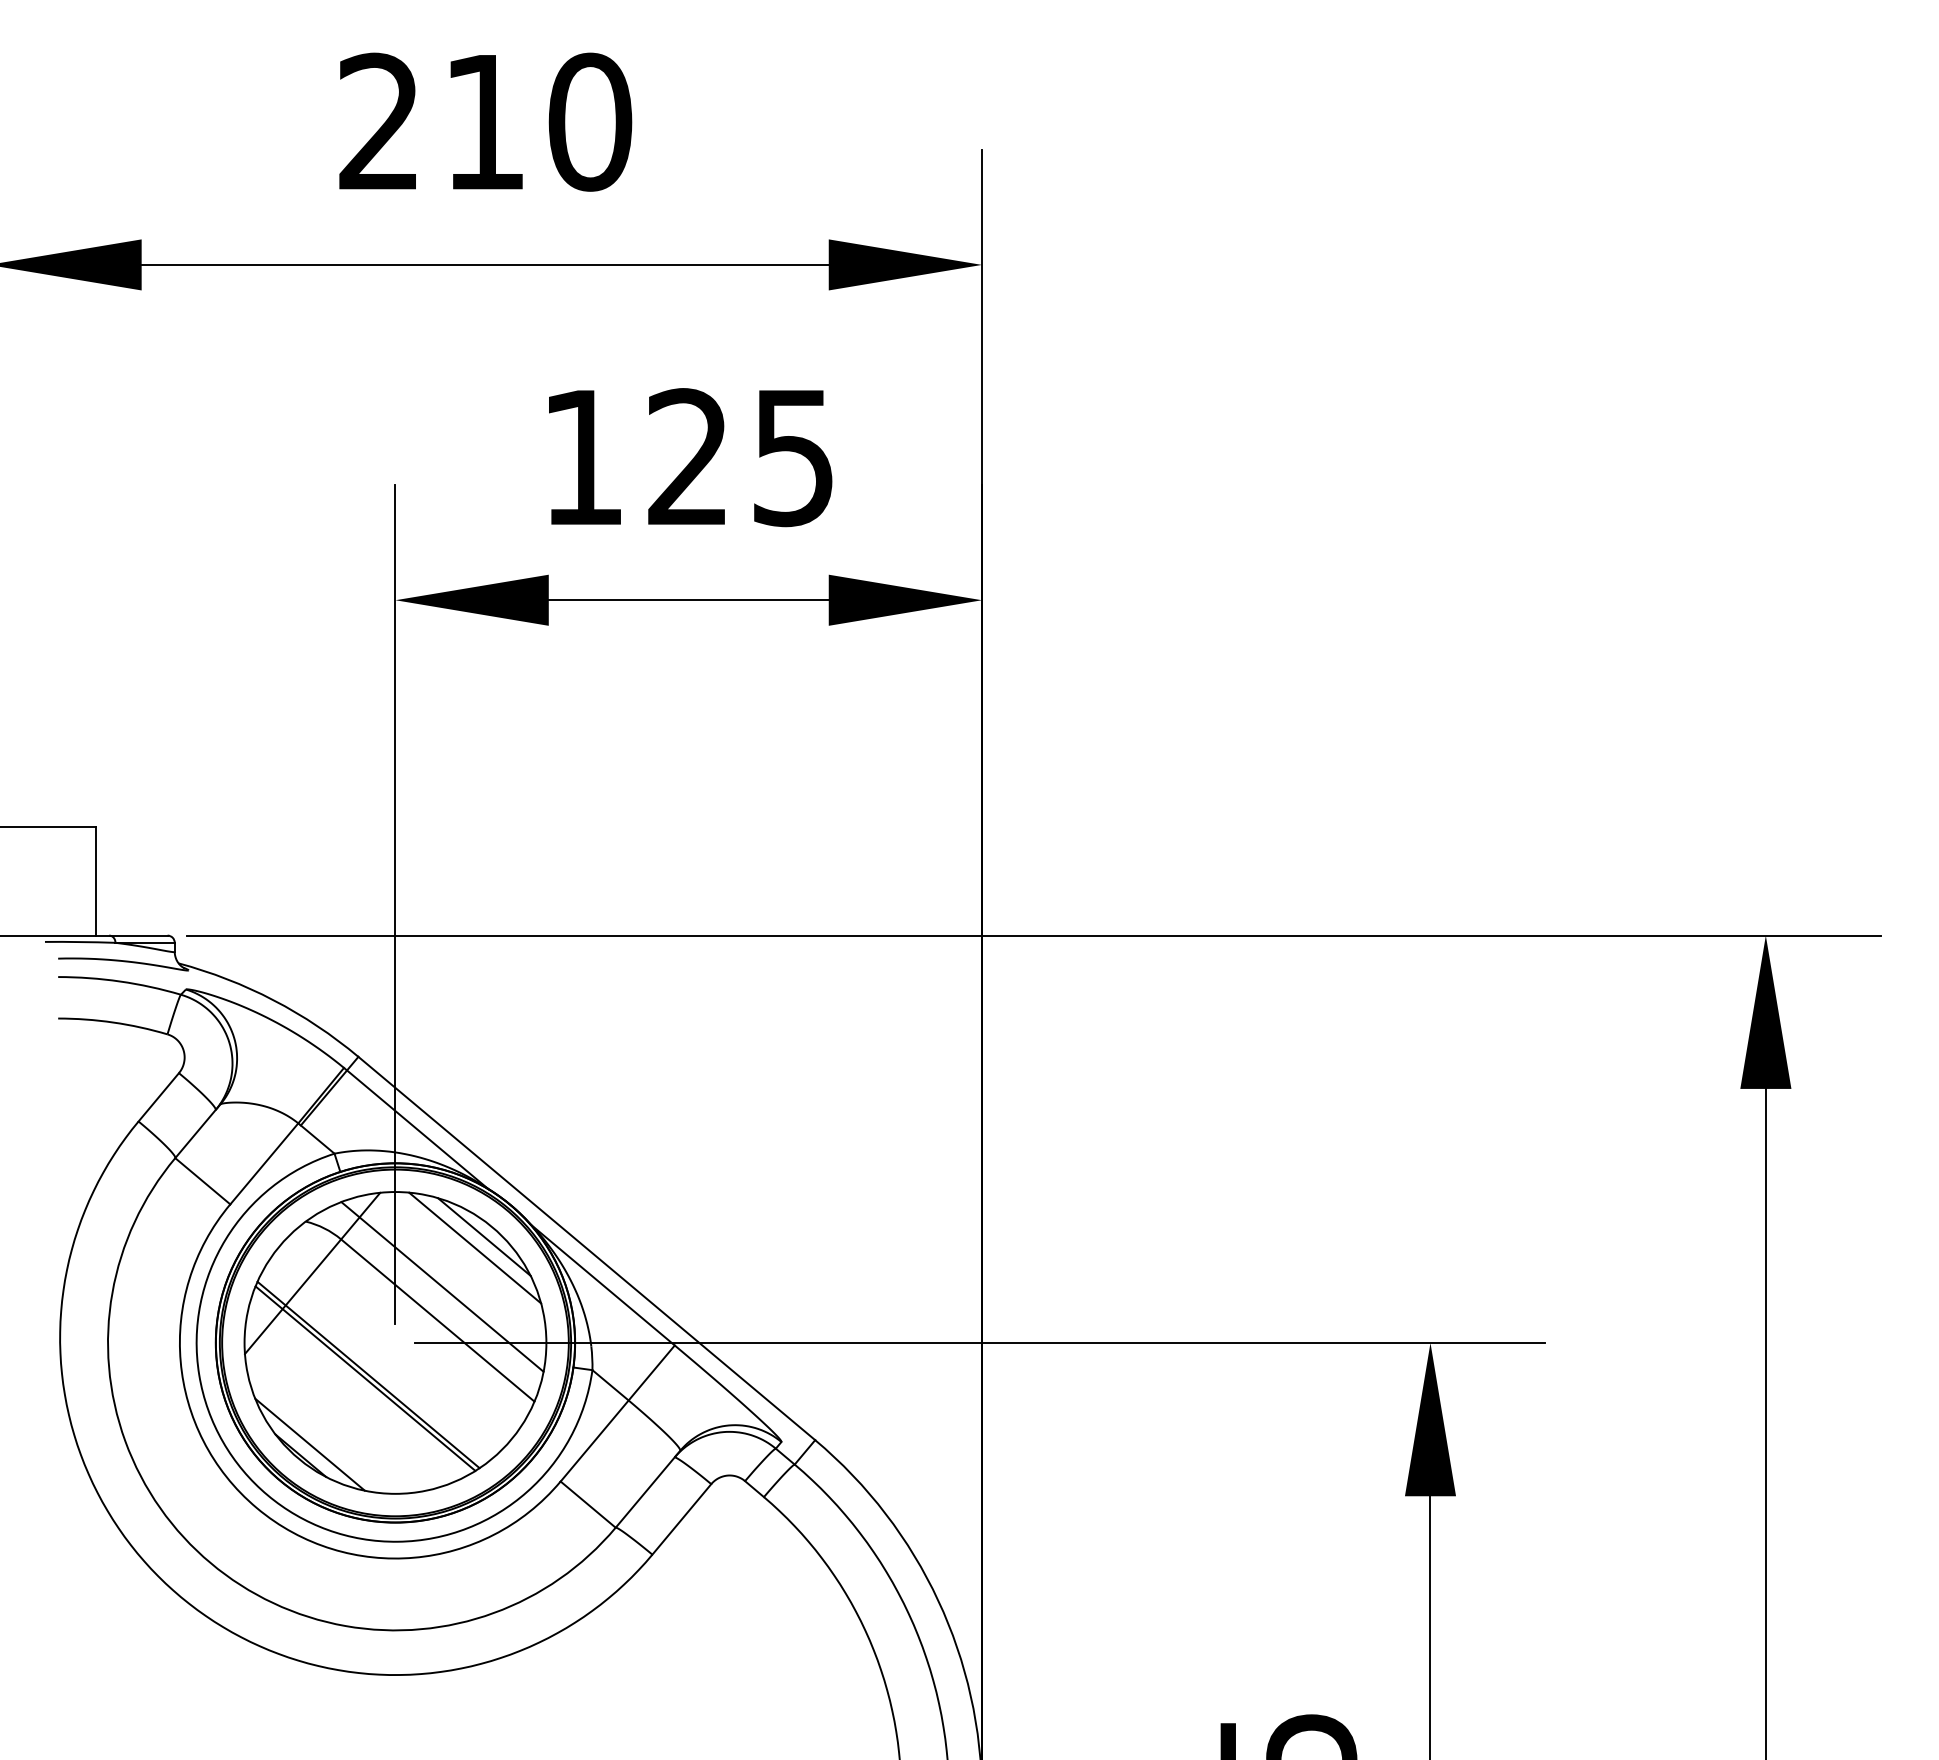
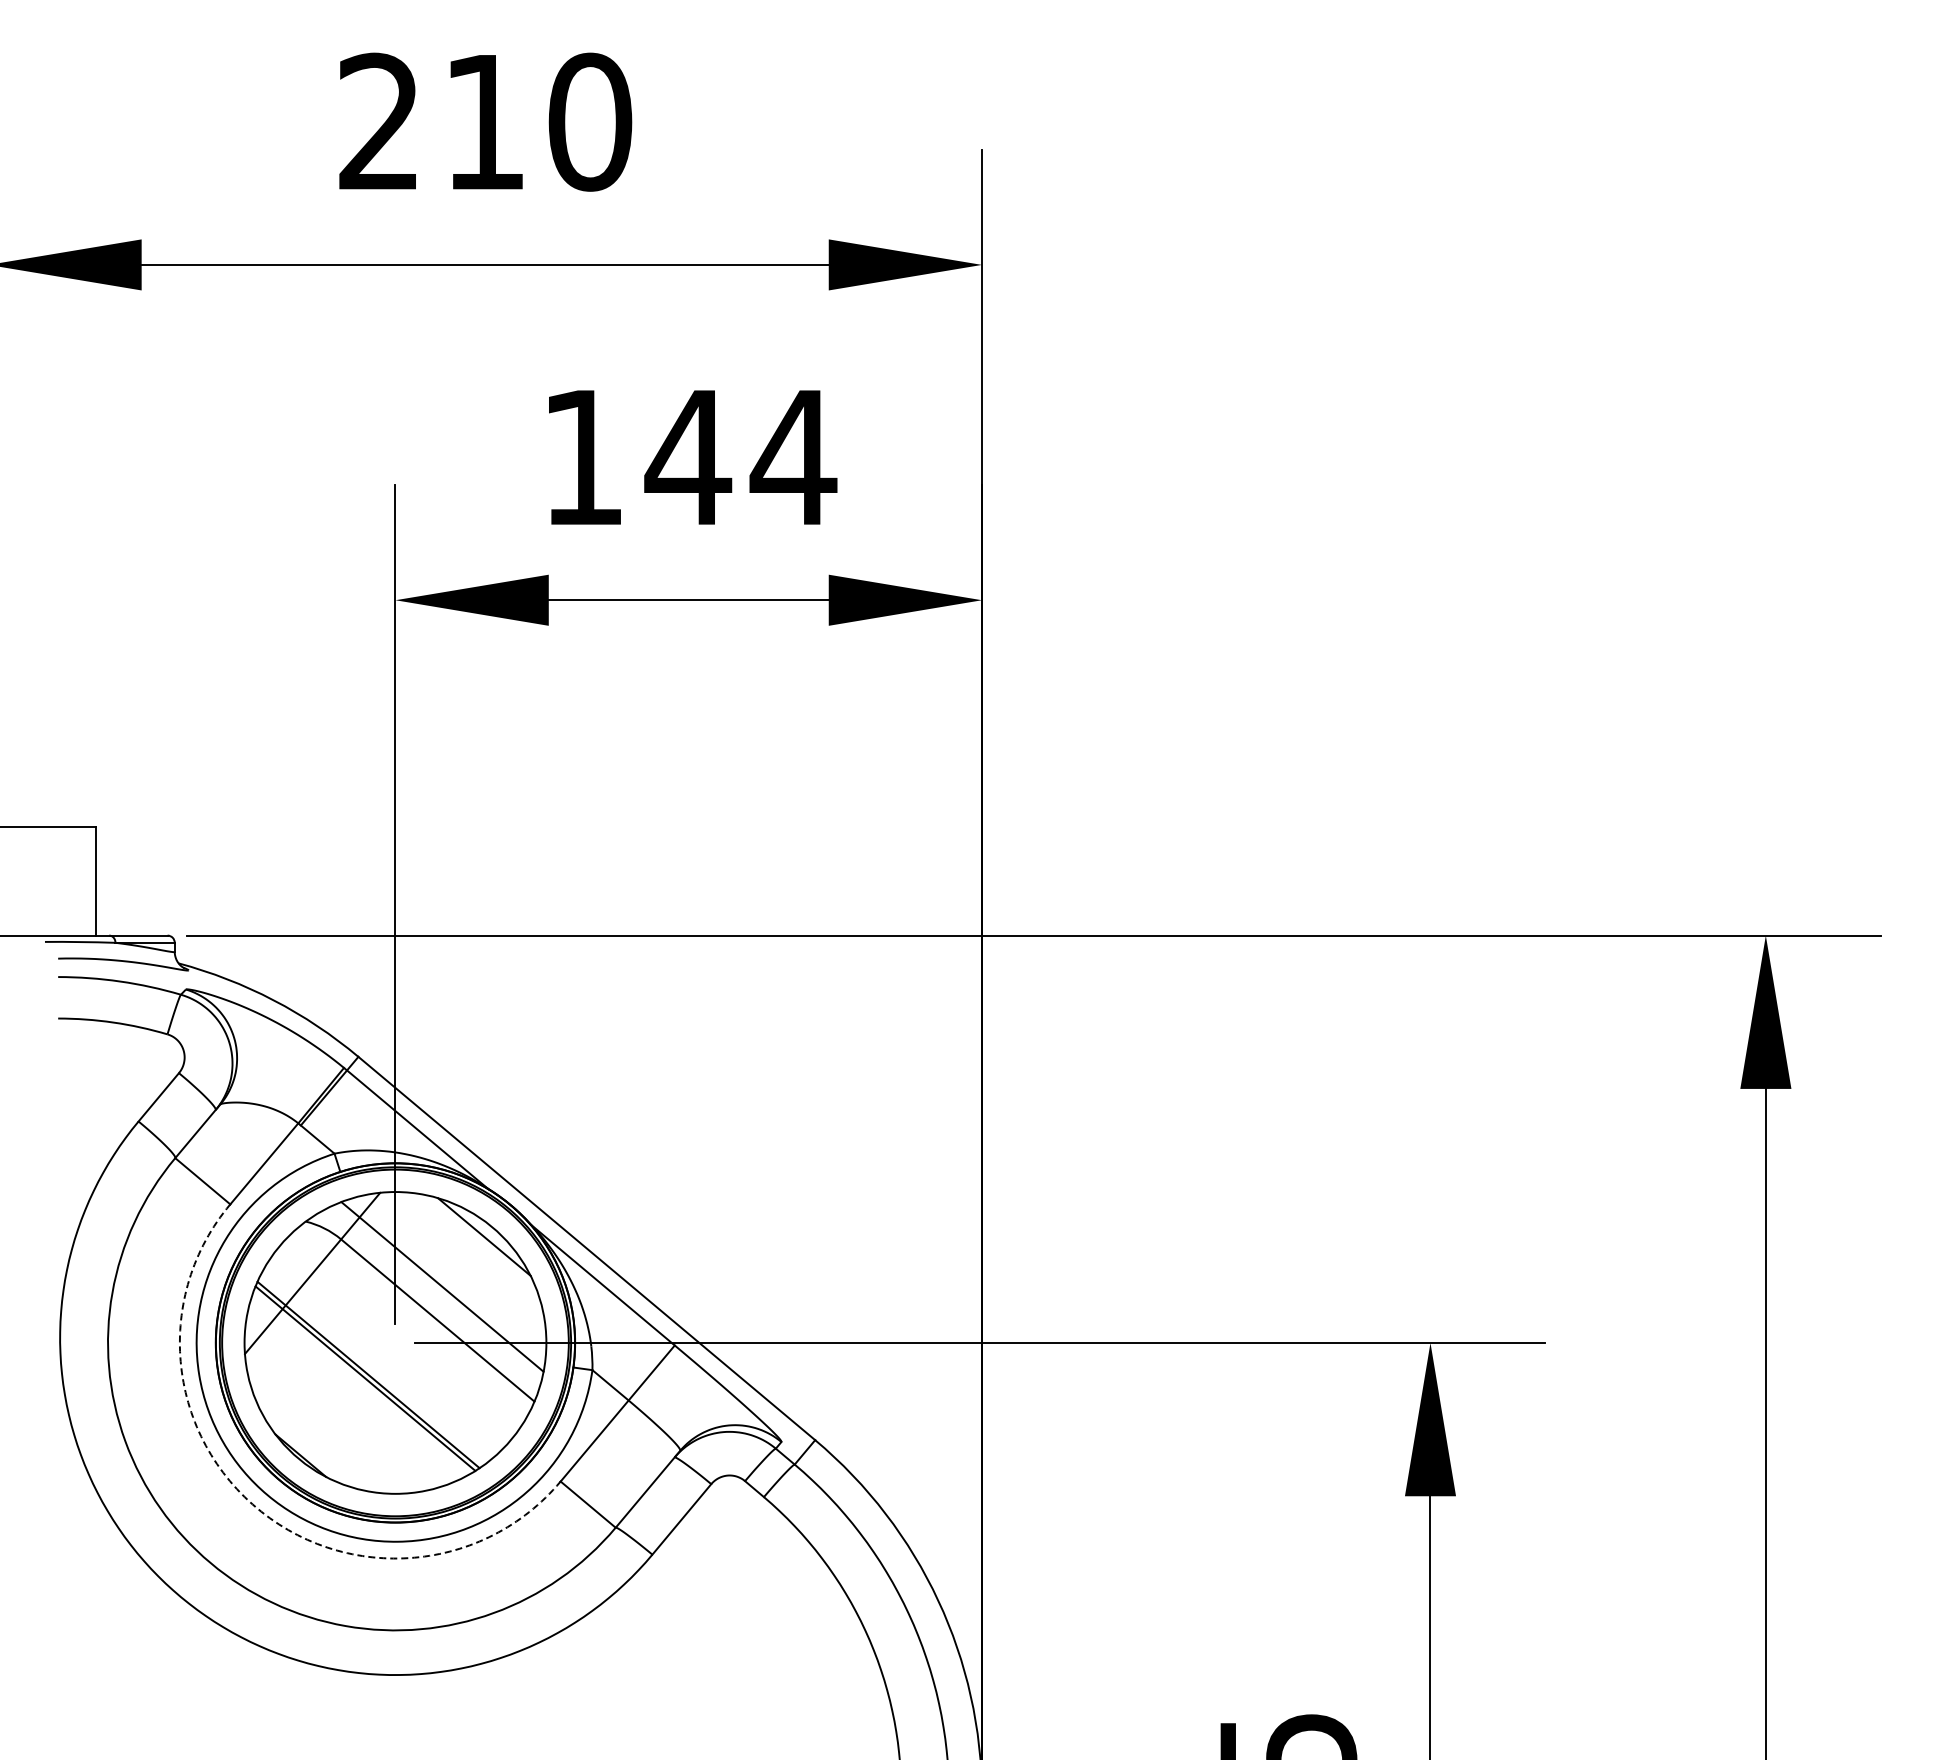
text: 125 -> 144 (740, 457)
line: present -> none (475, 1247)
line: present -> none (309, 1444)
arc: solid -> dashed (256, 1508)
